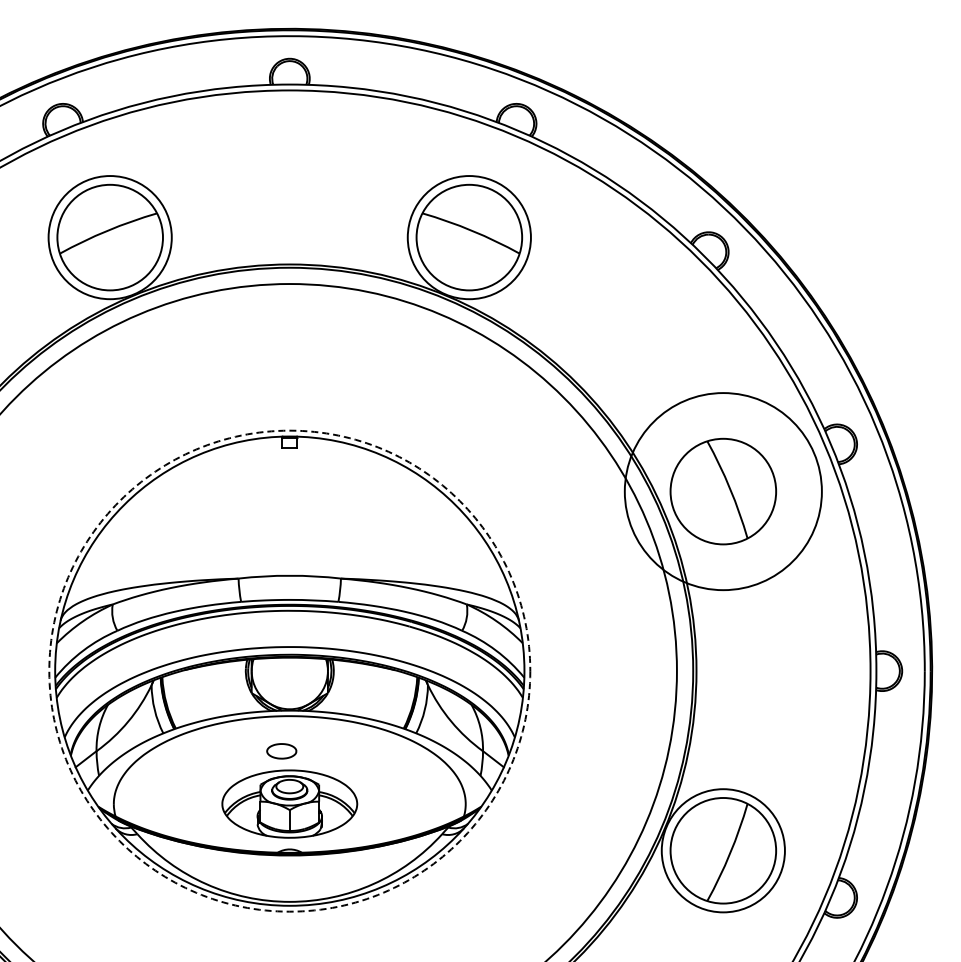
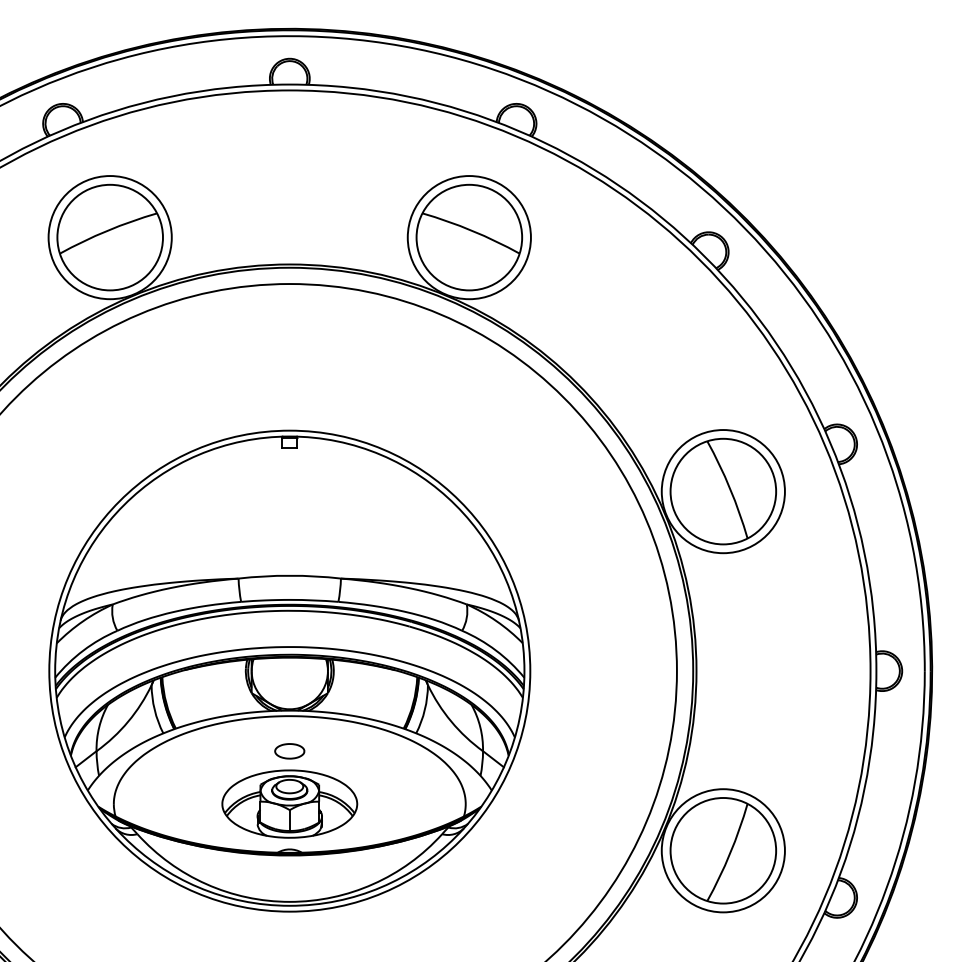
circle diameter: 197 px -> 123 px (722, 491)
circle: dashed -> solid (289, 670)
part position: (281, 751) -> (289, 751) (289, 751)
